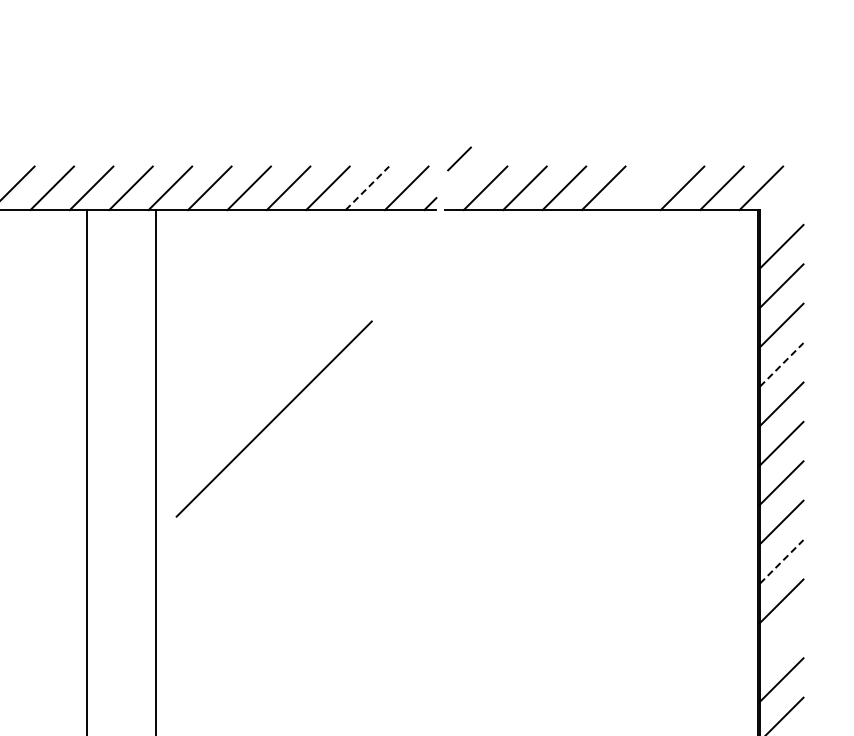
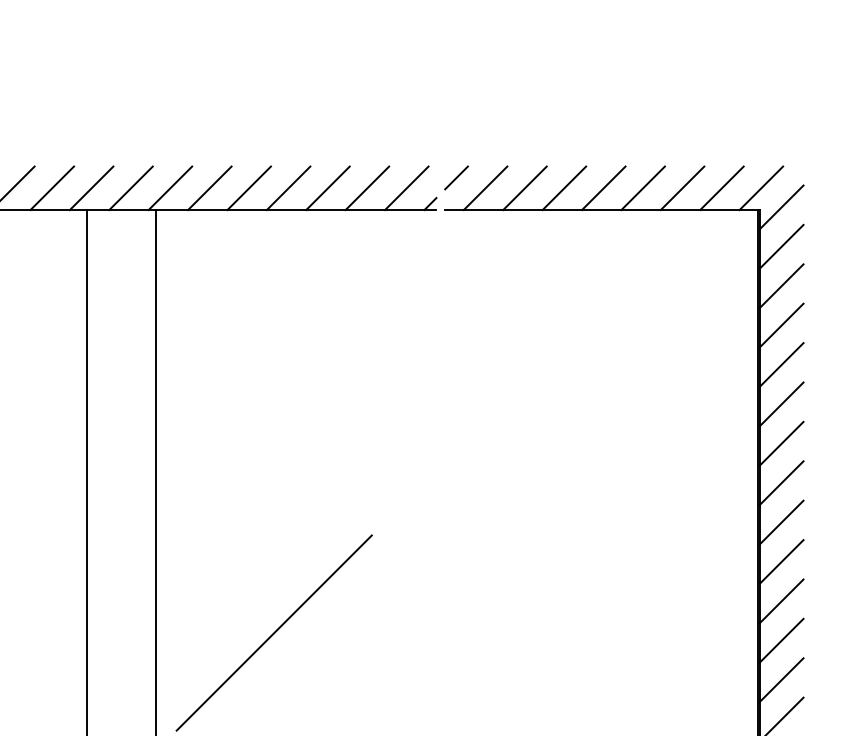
line position: (459, 158) -> (456, 177) (456, 177)
line: dashed -> solid (367, 188)
line: none -> present (642, 188)
line: none -> present (781, 207)
line: dashed -> solid (781, 364)
line position: (273, 418) -> (273, 632) (273, 632)
line: dashed -> solid (781, 561)
line: none -> present (781, 640)
